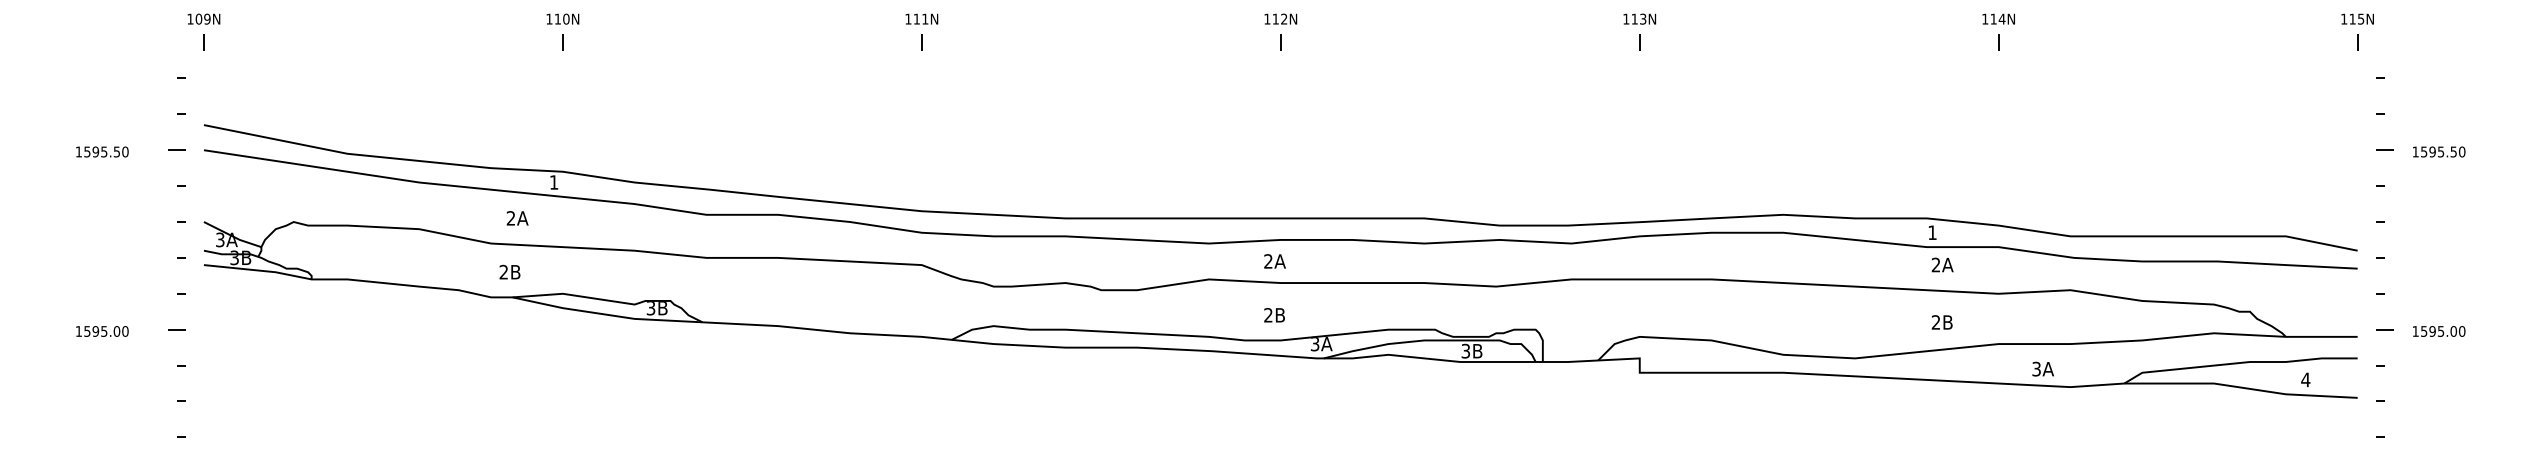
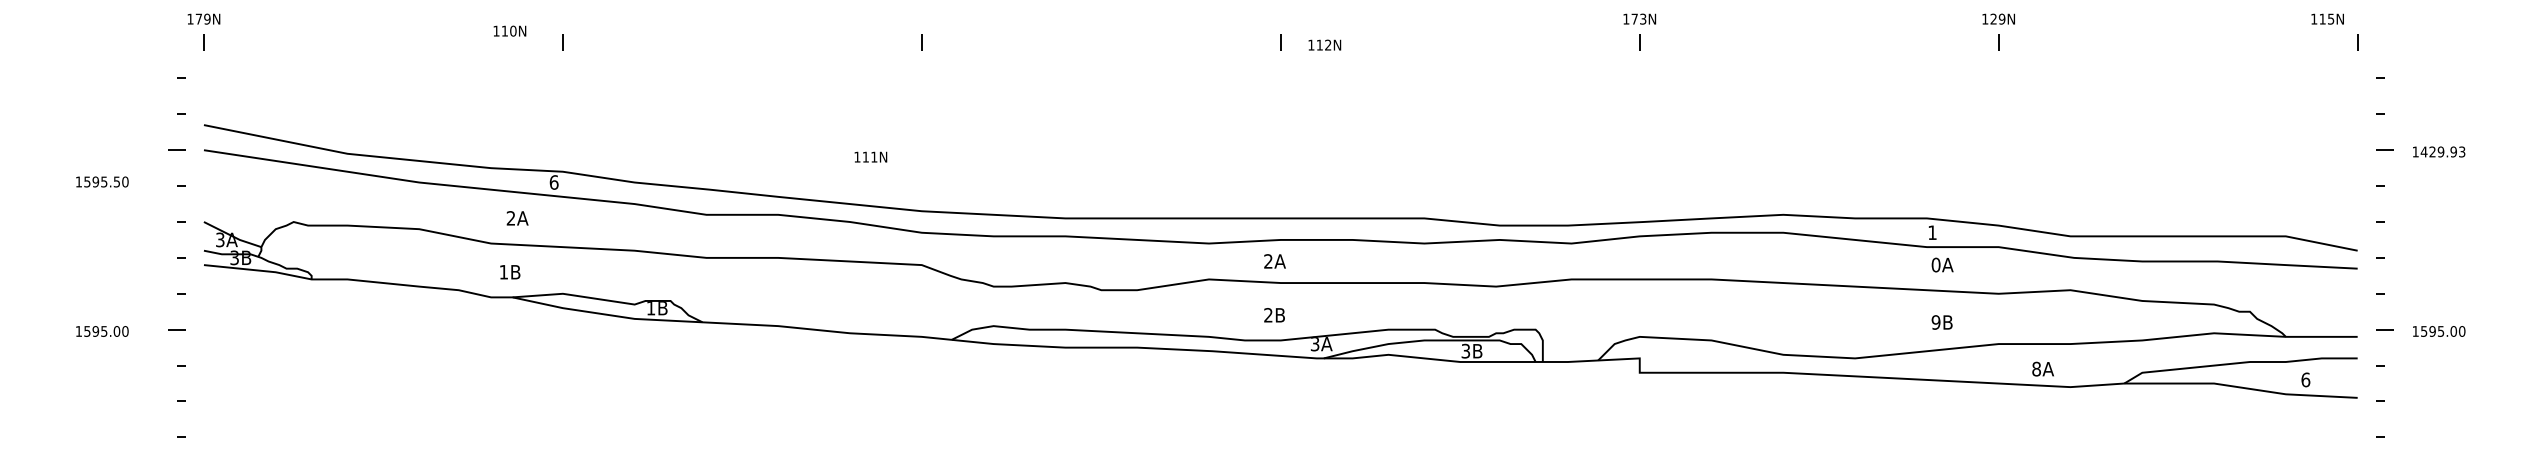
text: 109N -> 179N (198, 18)
text position: (562, 18) -> (509, 30) (509, 30)
text position: (921, 18) -> (870, 156) (870, 156)
text position: (1280, 18) -> (1324, 44) (1324, 44)
text: 113N -> 173N (1634, 18)
text: 114N -> 129N (1997, 18)
text position: (2357, 18) -> (2327, 18) (2327, 18)
text position: (102, 151) -> (102, 181) (102, 181)
text: 1595.50 -> 1429.93 (2442, 151)
text: 1 -> 6 (553, 182)
text: 2A -> 0A (1935, 264)
text: 2B -> 1B (503, 271)
text: 3B -> 1B (650, 308)
text: 2B -> 9B (1935, 322)
text: 3A -> 8A (2036, 368)
text: 4 -> 6 (2305, 379)
